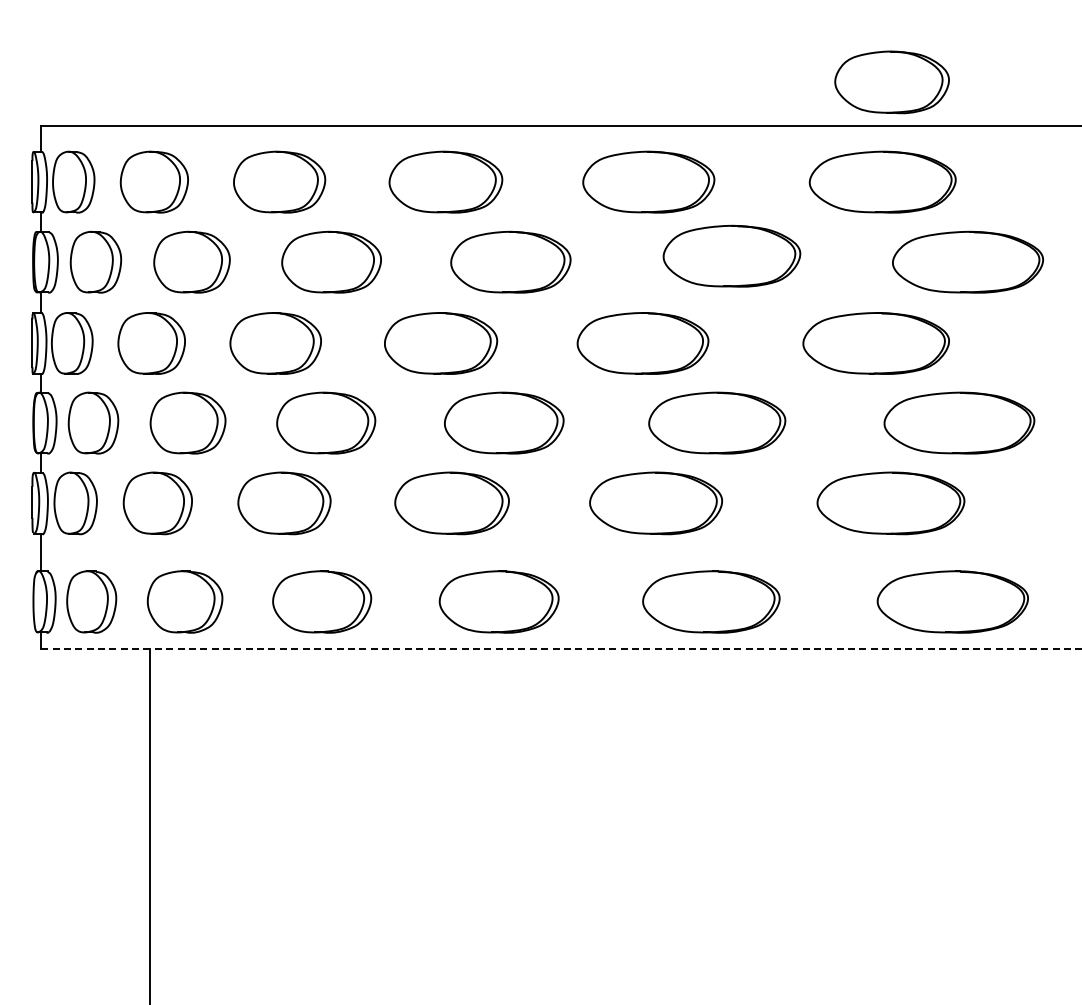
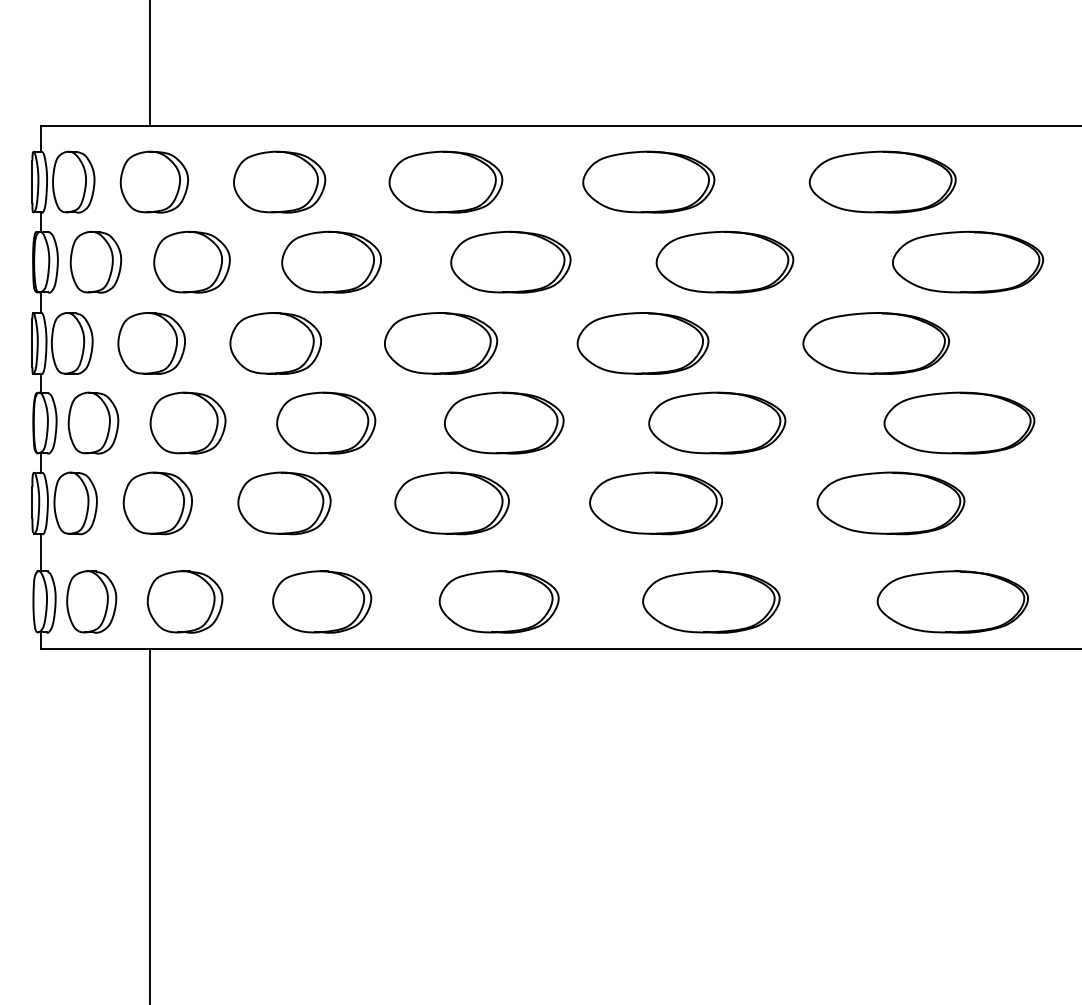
line: none -> present (150, 63)
part: present -> none (891, 82)
part position: (731, 255) -> (724, 261) (724, 261)
line: dashed -> solid (561, 649)
